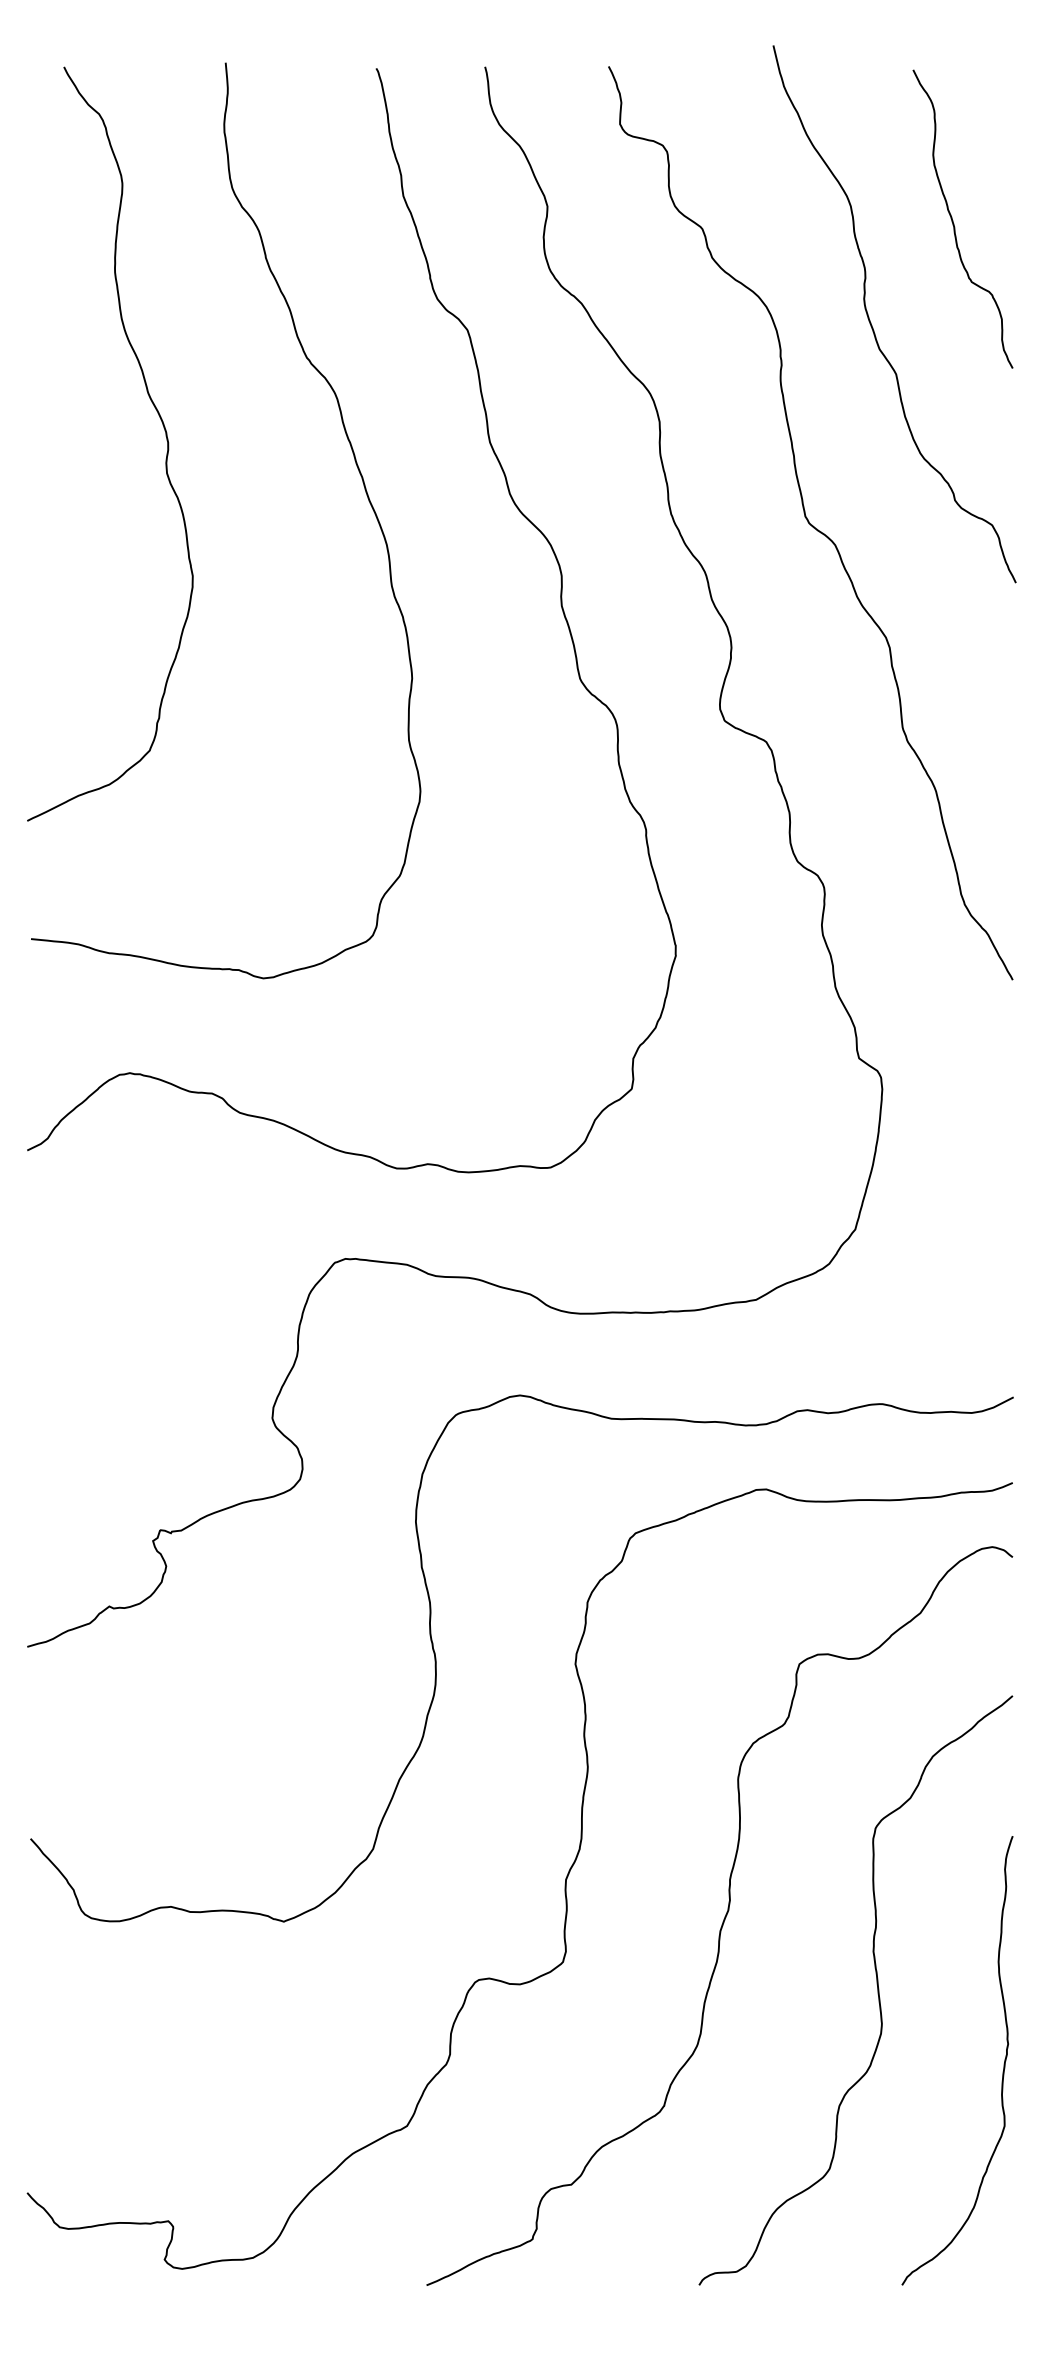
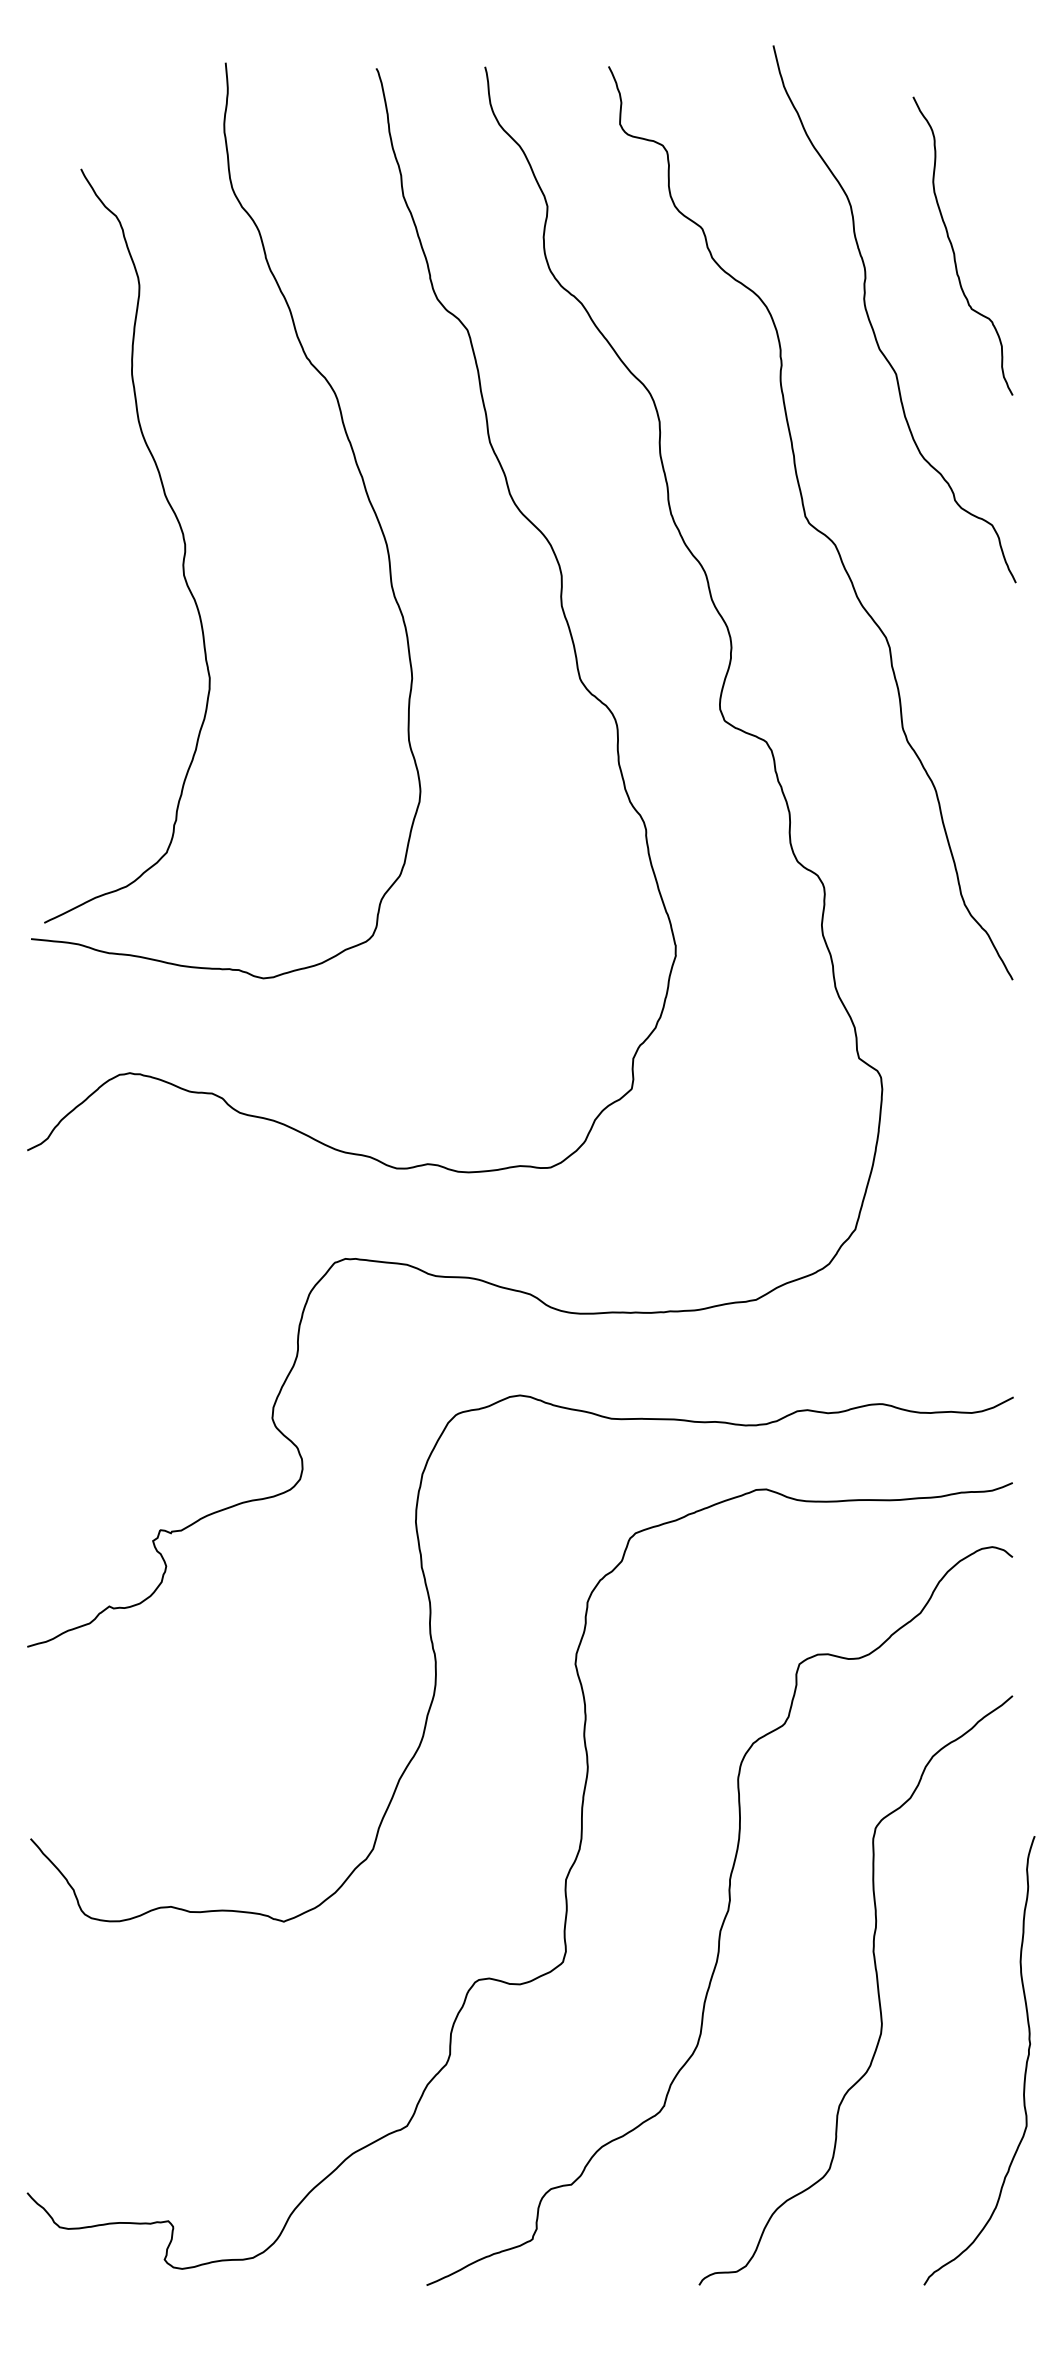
curve position: (953, 220) -> (953, 247) (953, 247)
curve position: (162, 425) -> (179, 527) (179, 527)
curve position: (1003, 2063) -> (1025, 2063) (1025, 2063)
